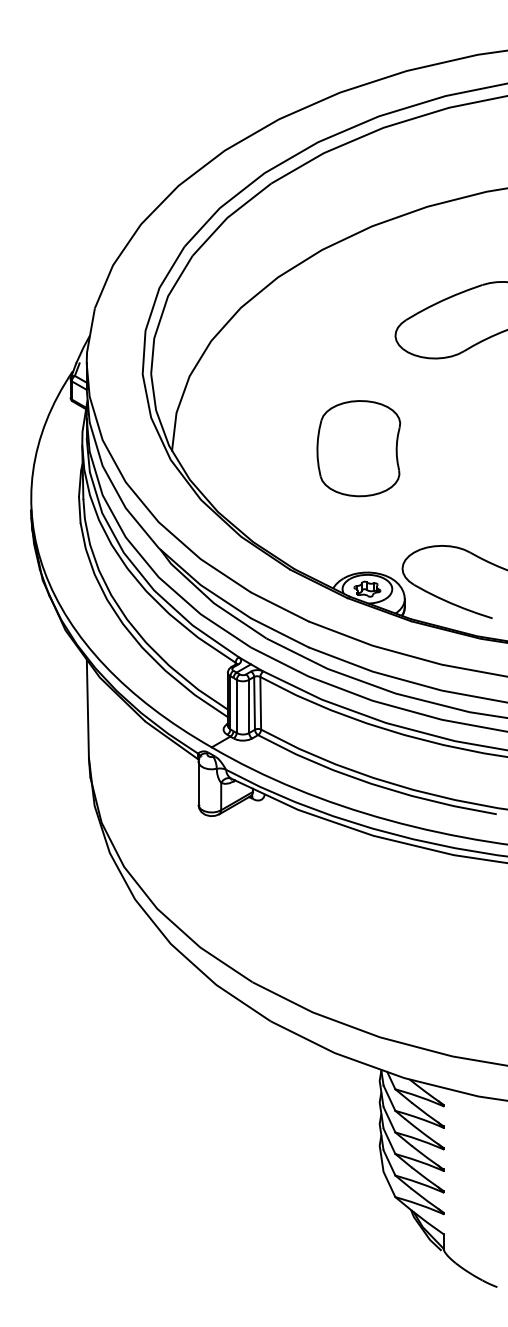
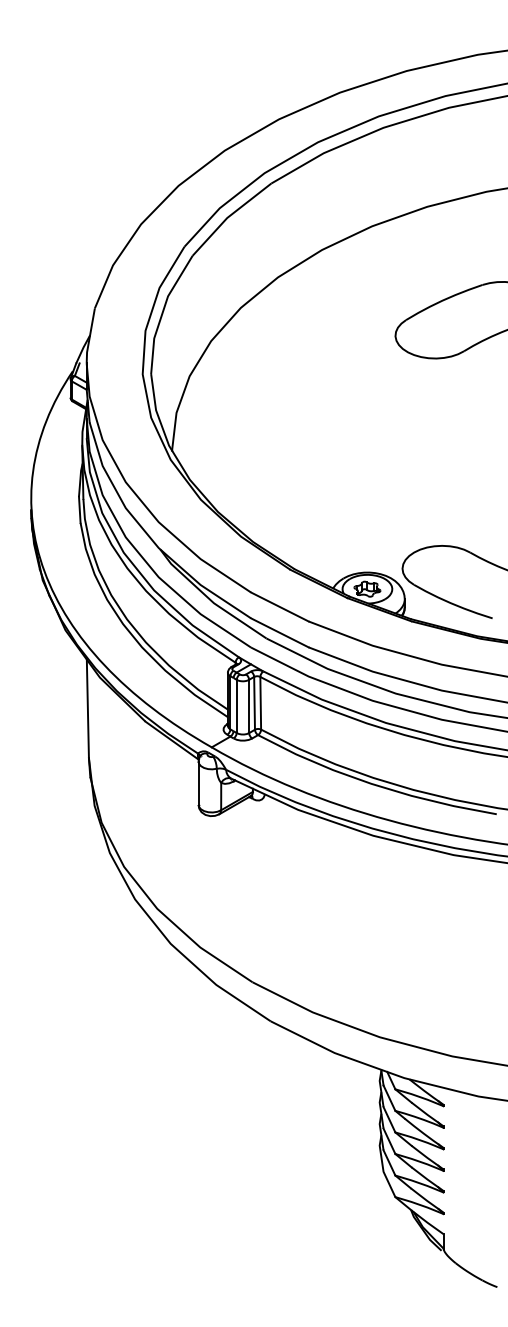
part: present -> none (358, 448)
